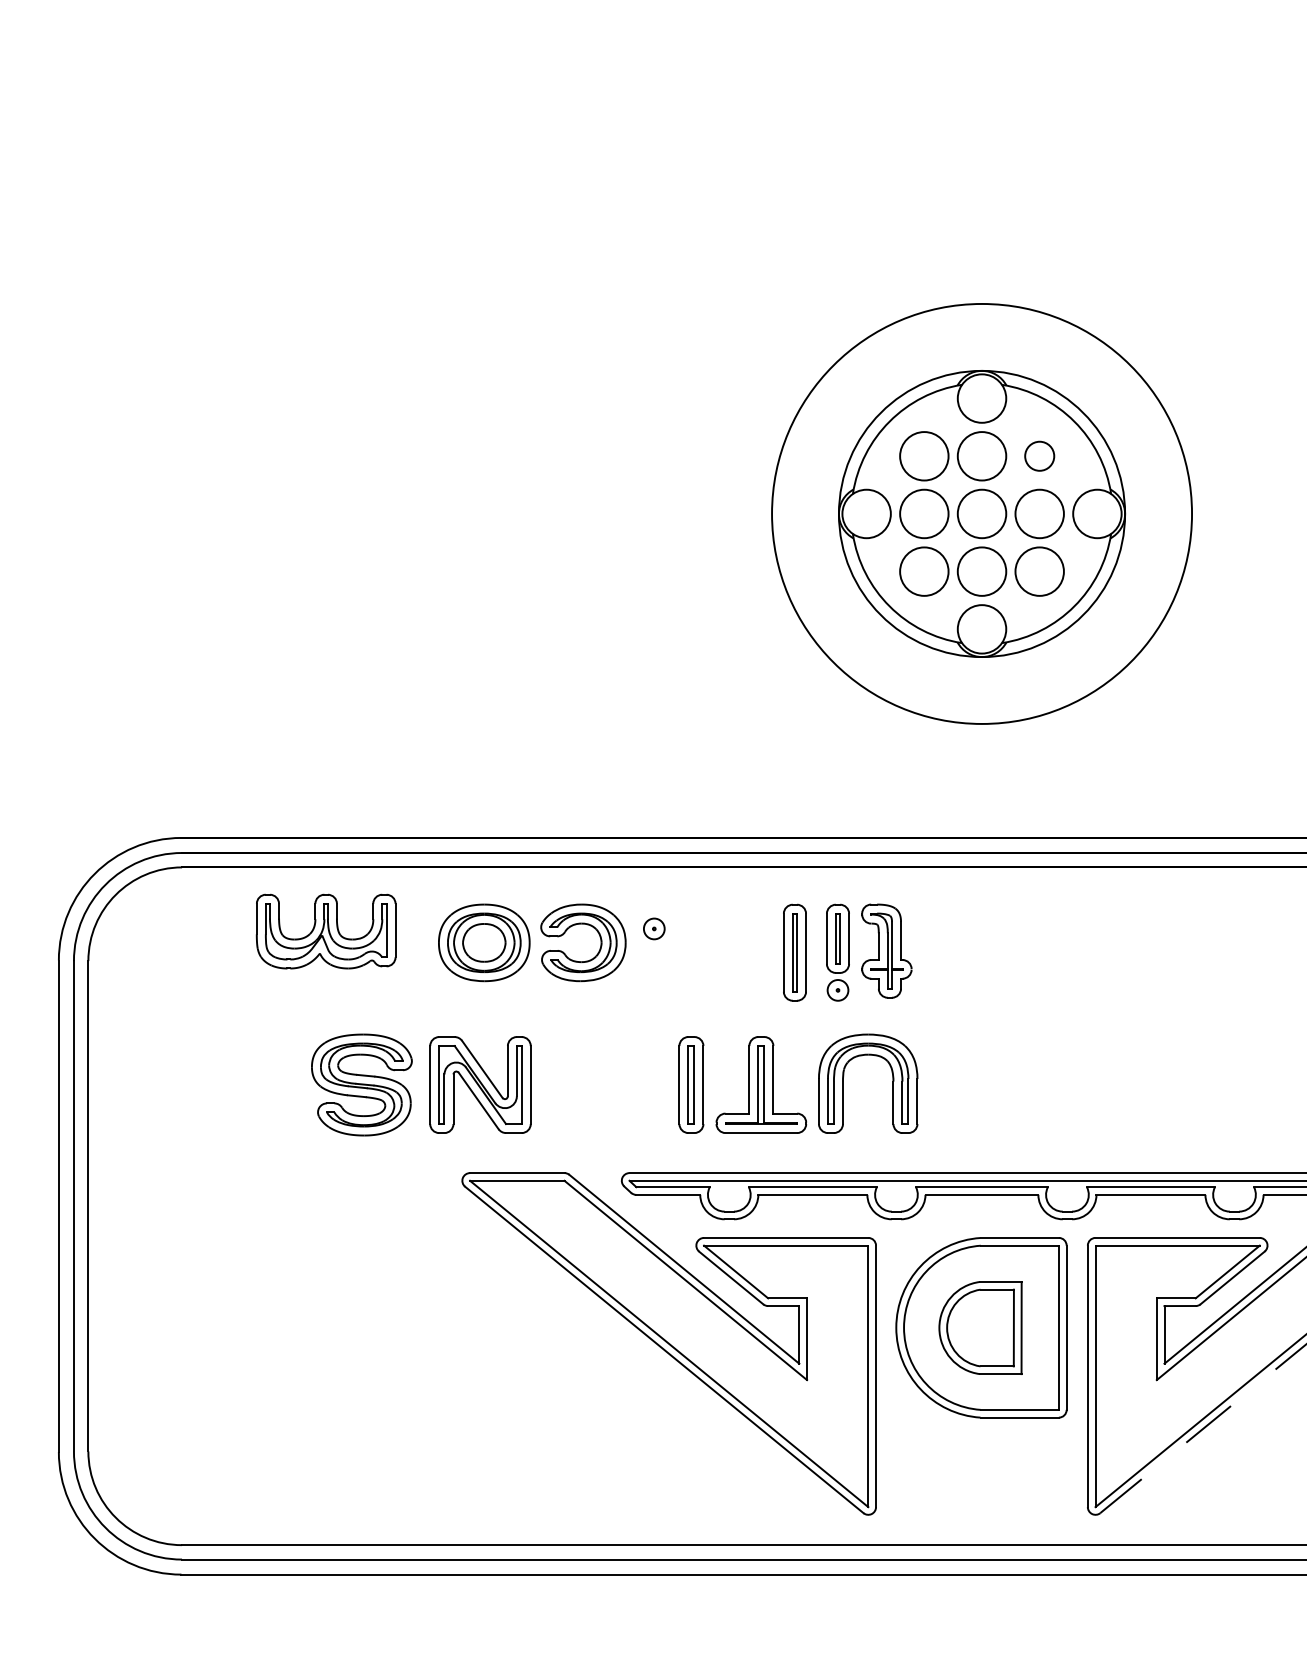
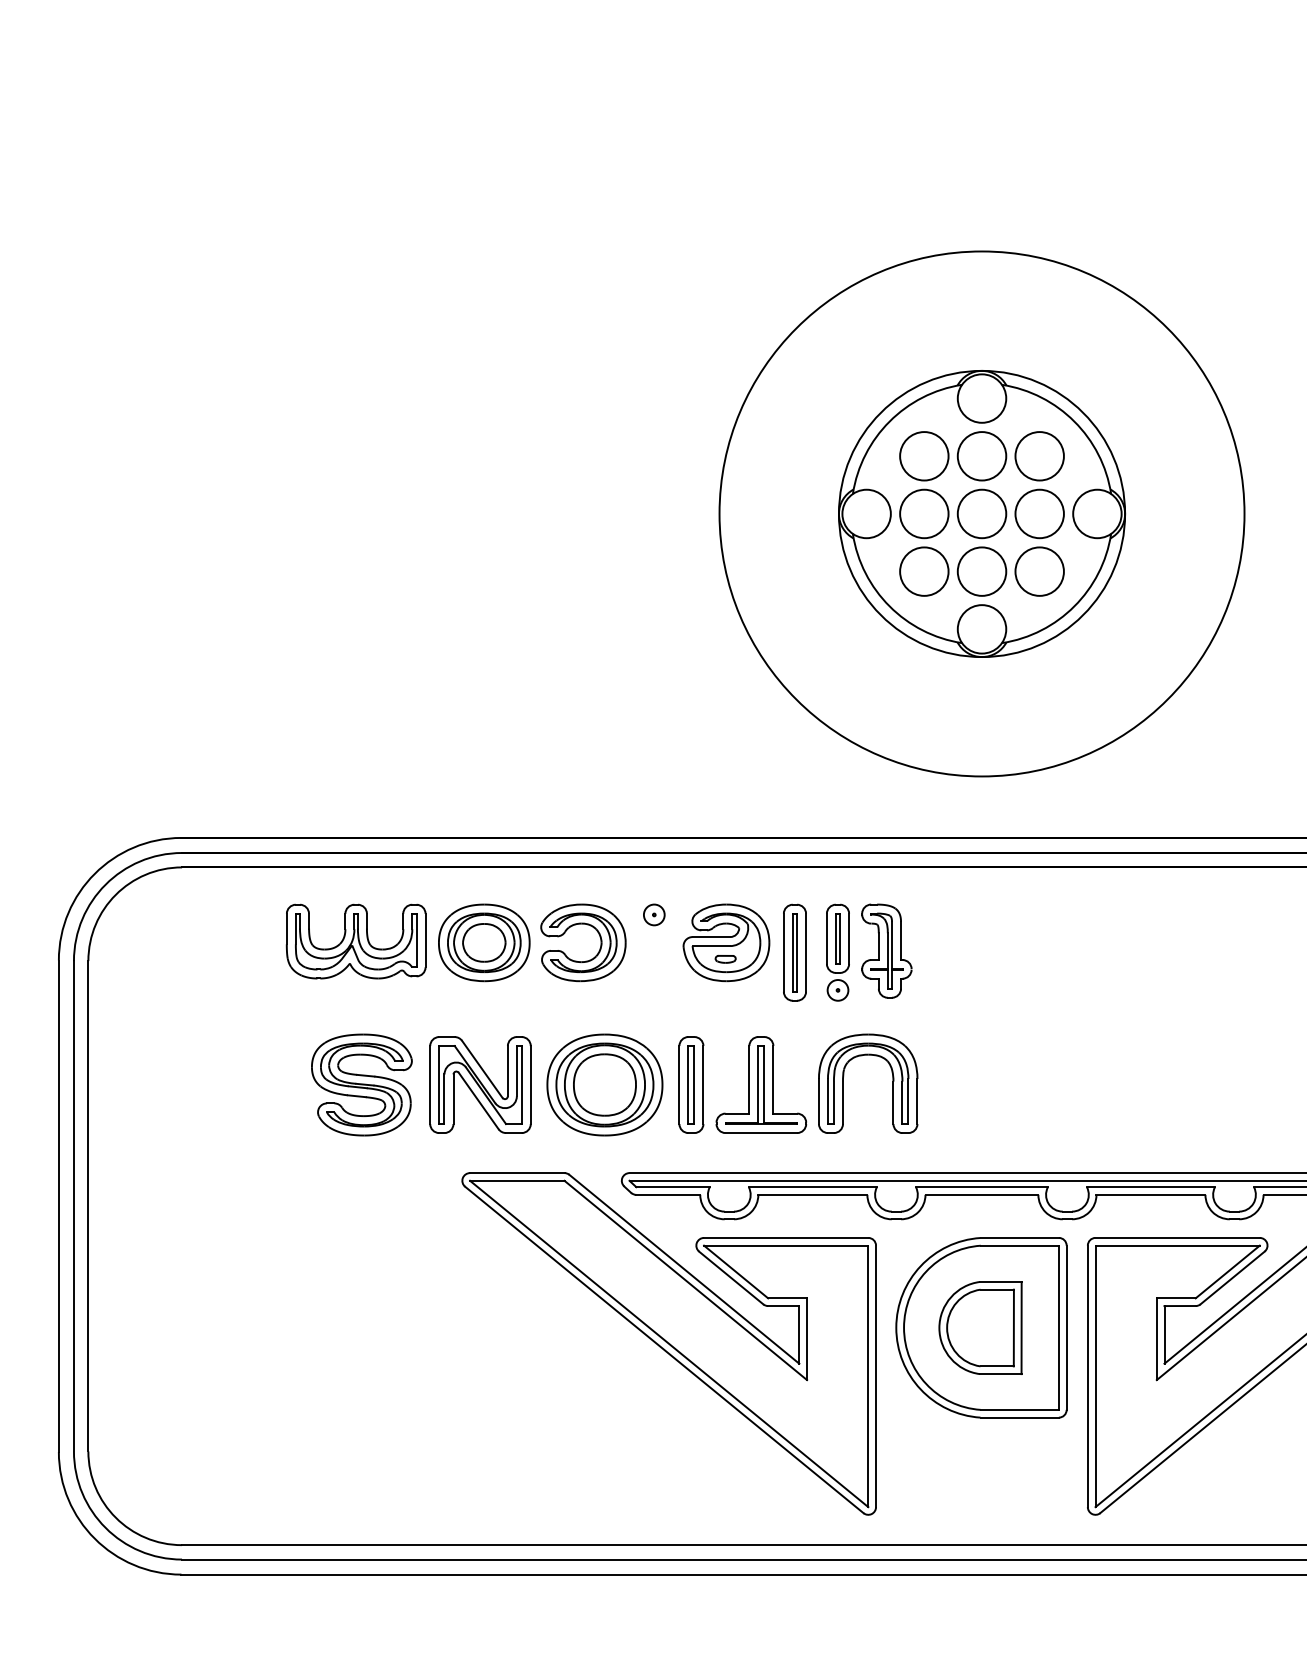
circle diameter: 29 px -> 48 px (1039, 456)
circle diameter: 420 px -> 525 px (981, 513)
part position: (654, 928) -> (654, 914) (654, 914)
part position: (325, 931) -> (355, 941) (355, 941)
part: none -> present (726, 942)
part: none -> present (604, 1084)
line: dashed -> solid (1203, 1428)
